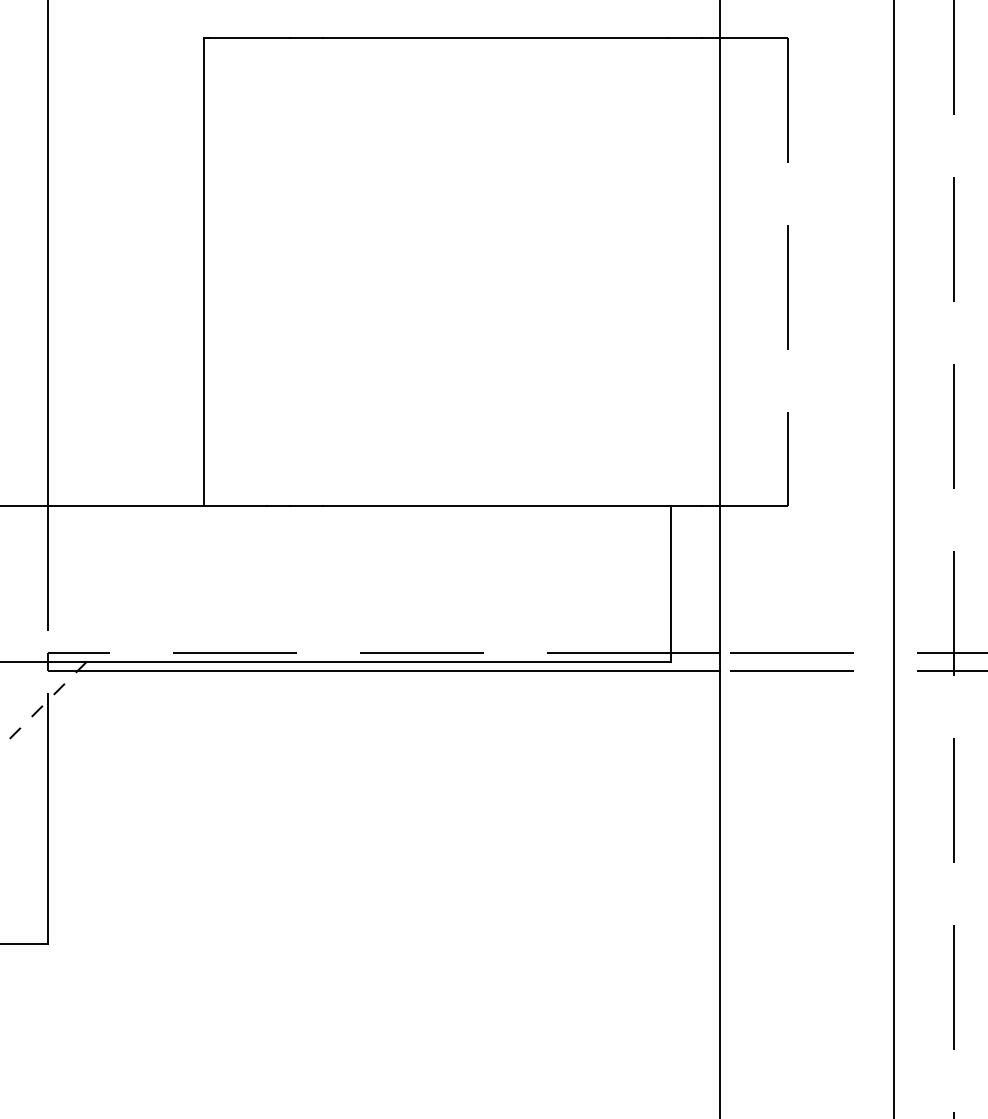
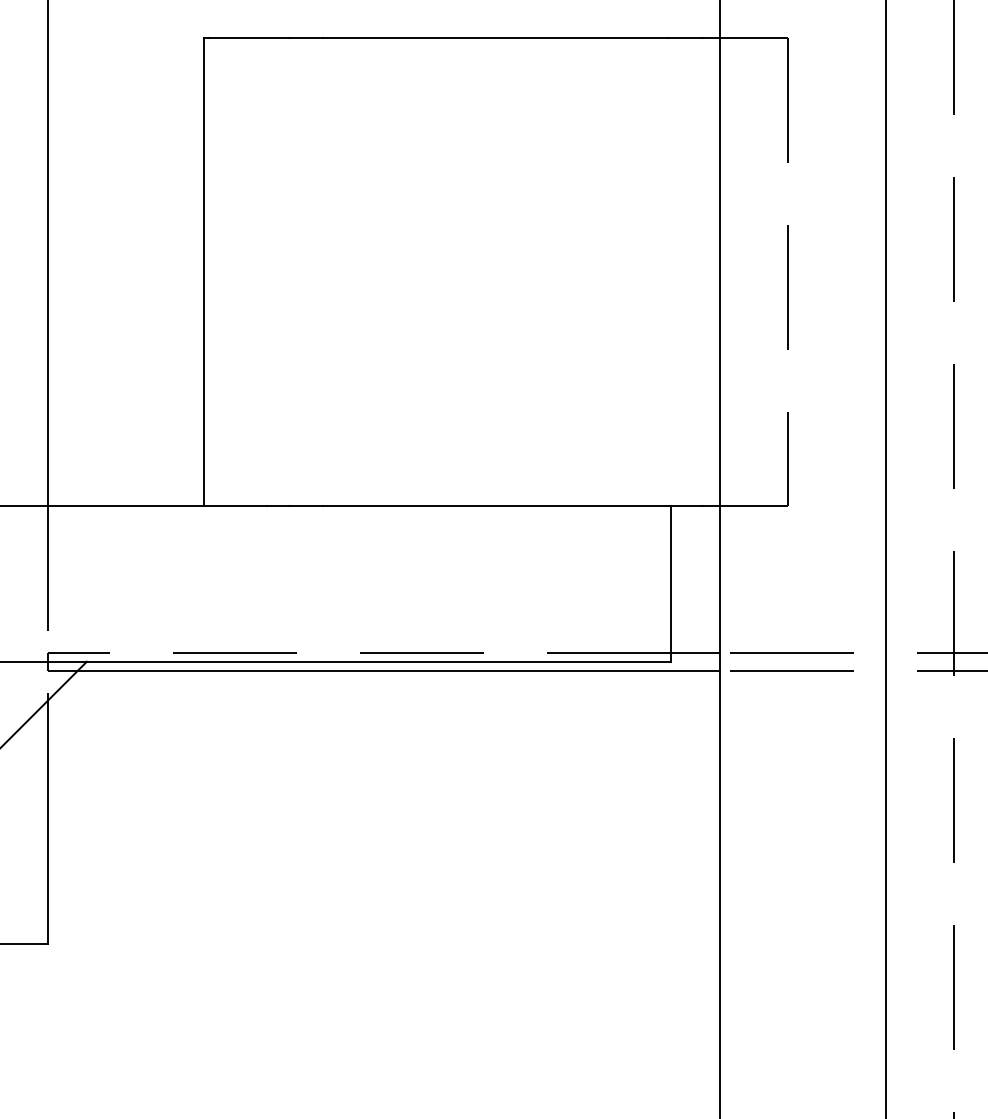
line position: (893, 558) -> (885, 558) (885, 558)
line: dashed -> solid (43, 704)
